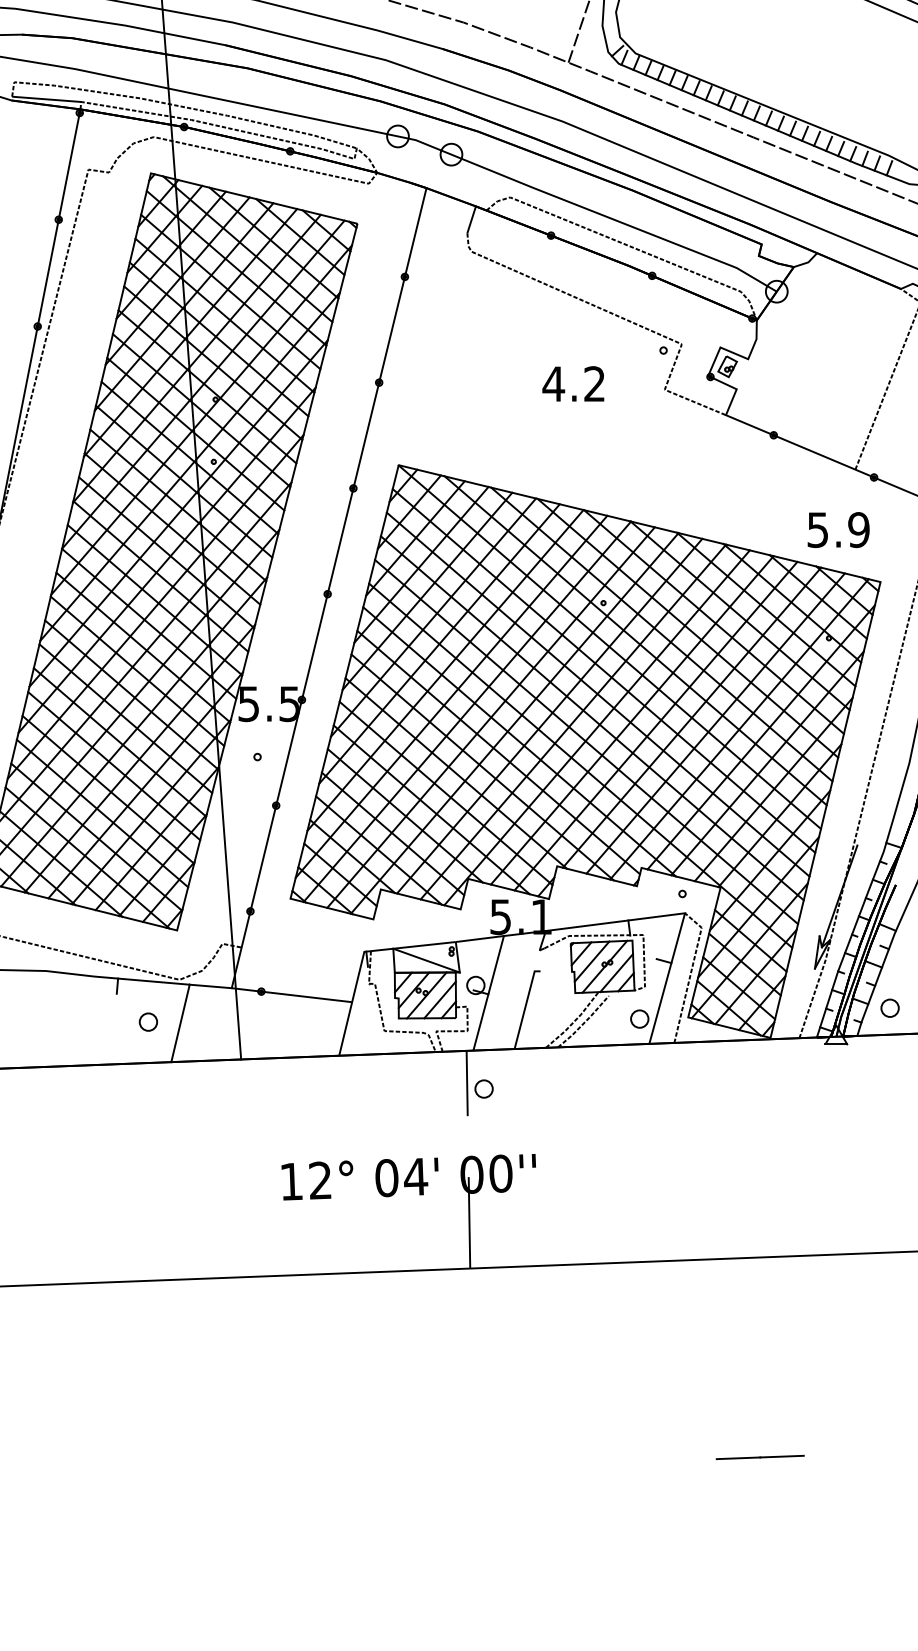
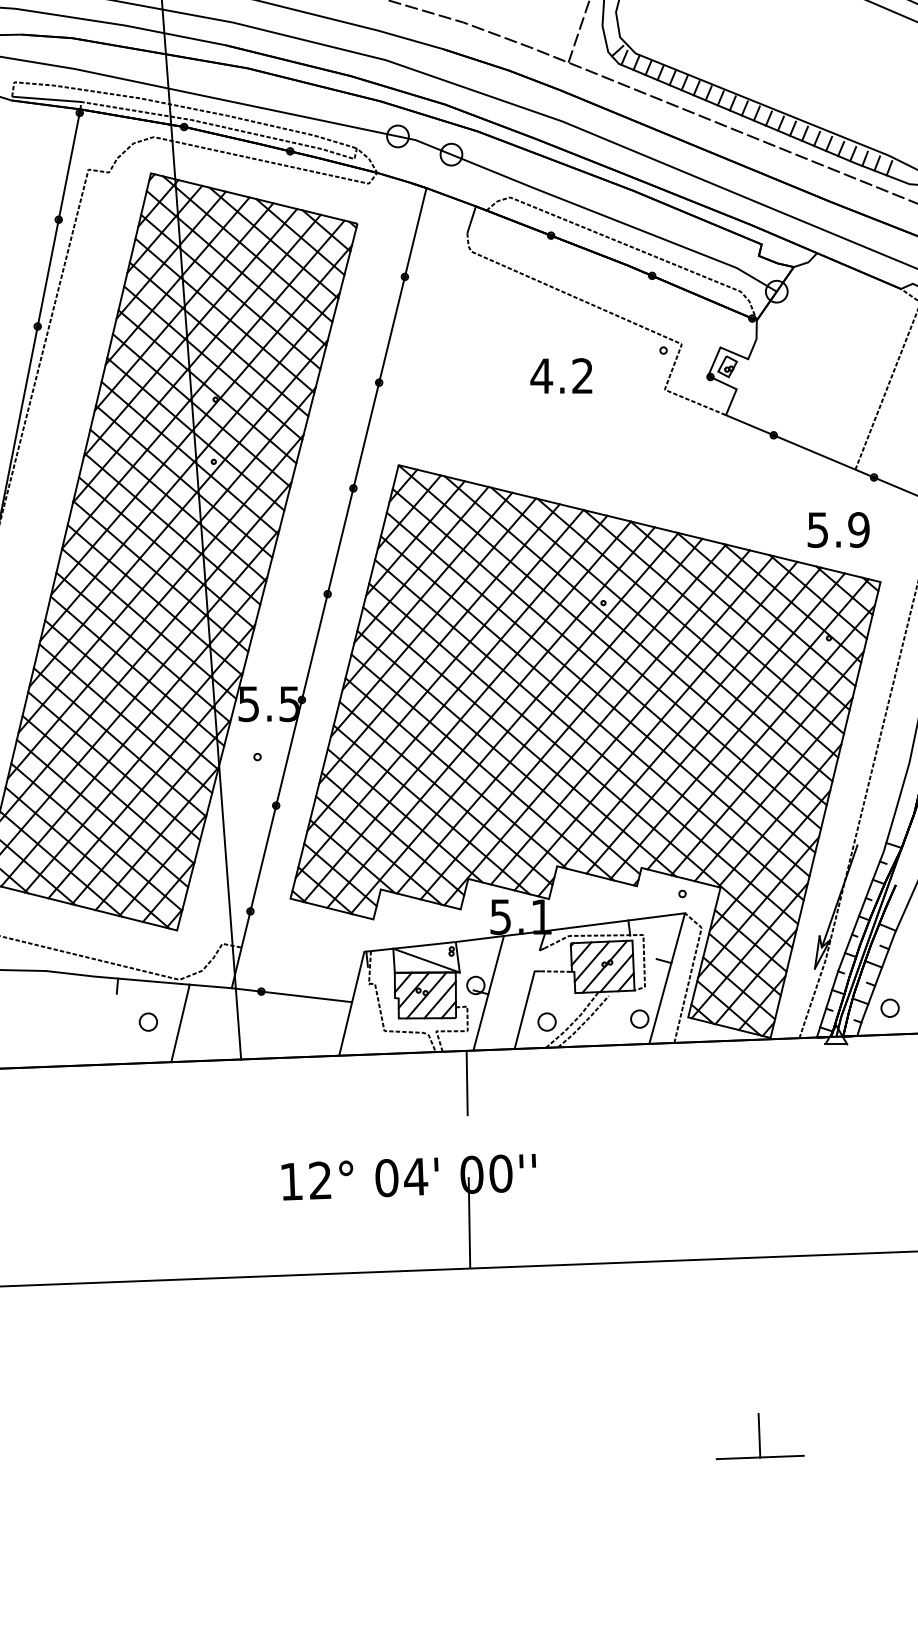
text position: (573, 383) -> (561, 375) (561, 375)
line: none -> present (556, 971)
part position: (483, 1088) -> (546, 1021) (546, 1021)
line: none -> present (759, 1435)
